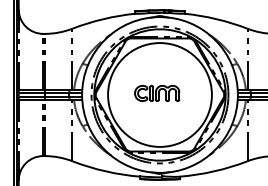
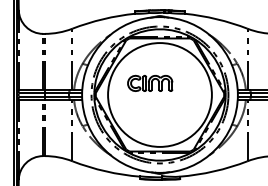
part position: (157, 92) -> (150, 82) (150, 82)
